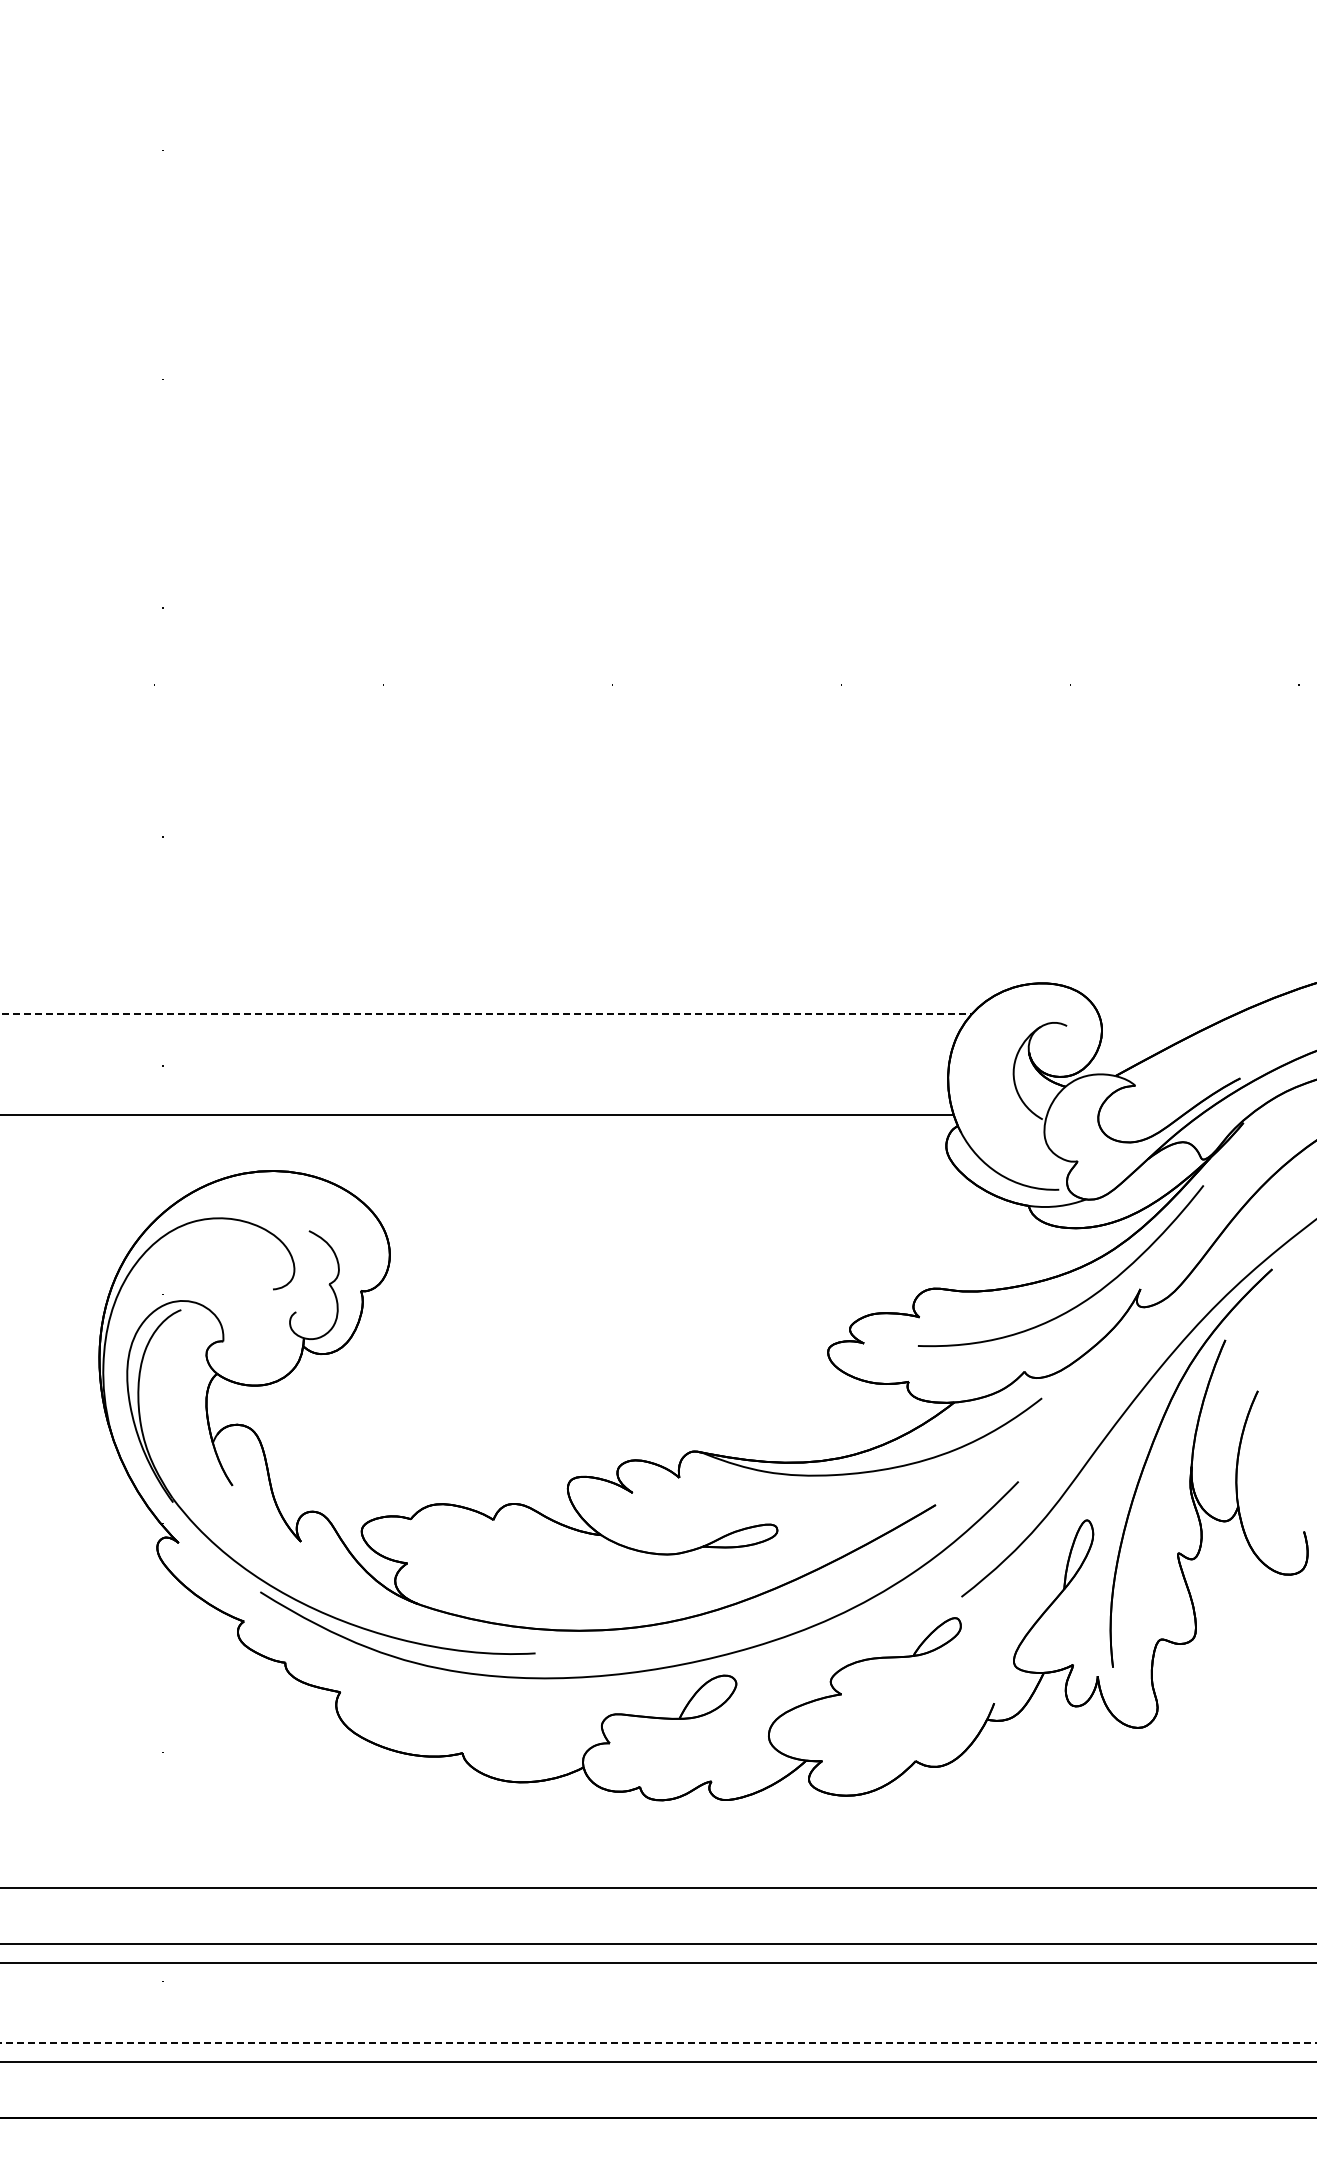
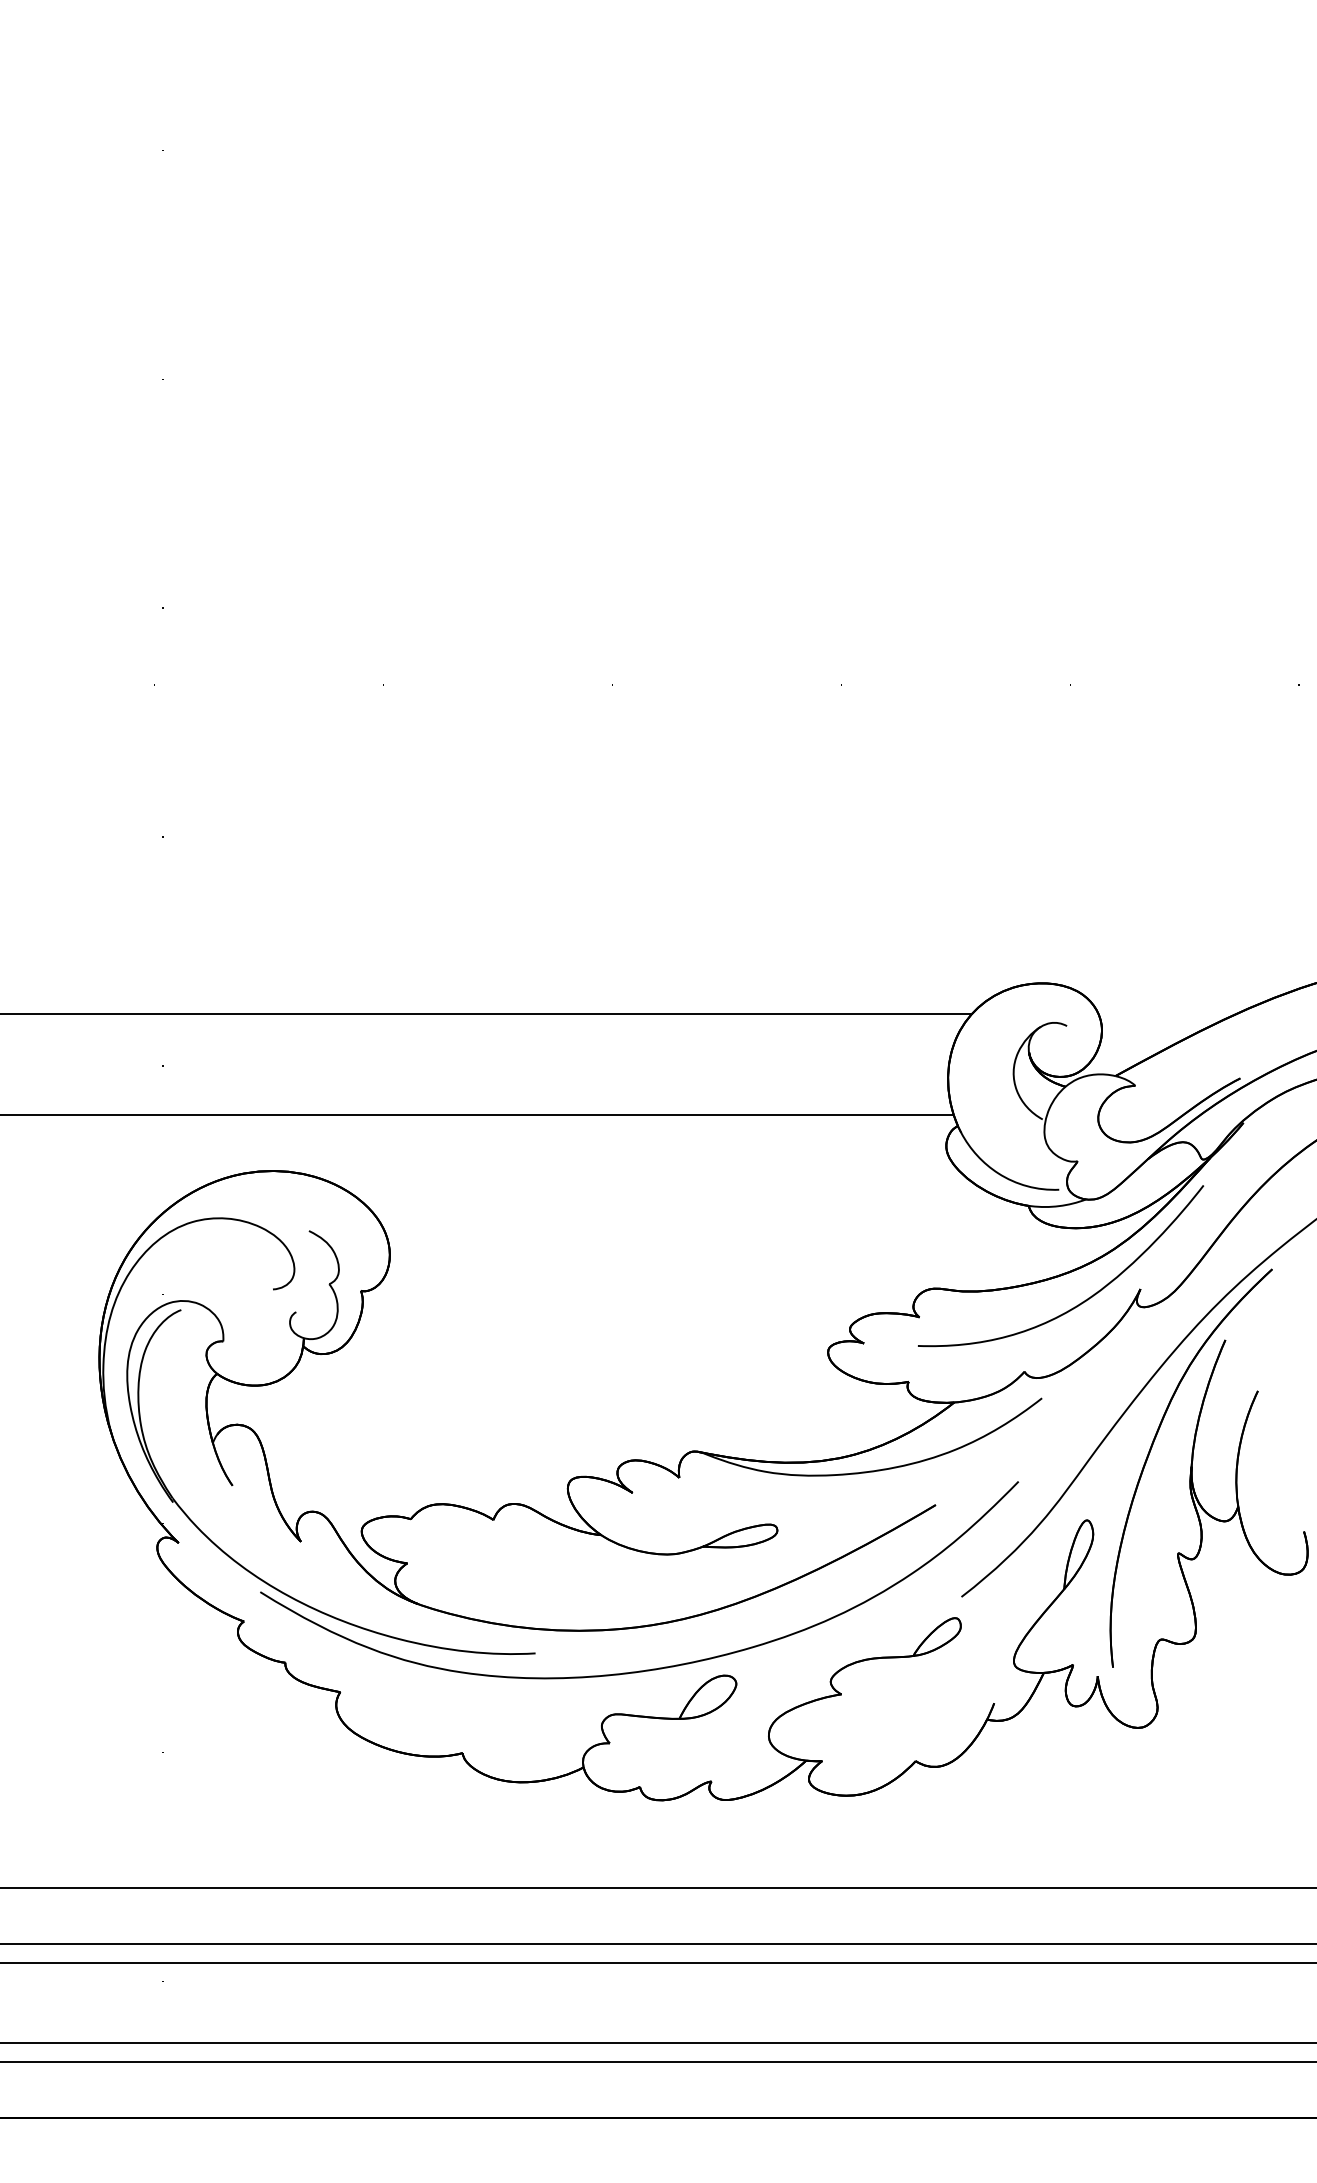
line: dashed -> solid (486, 1014)
line: dashed -> solid (658, 2043)
